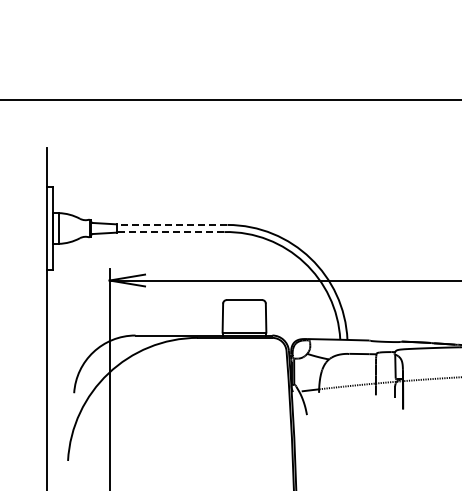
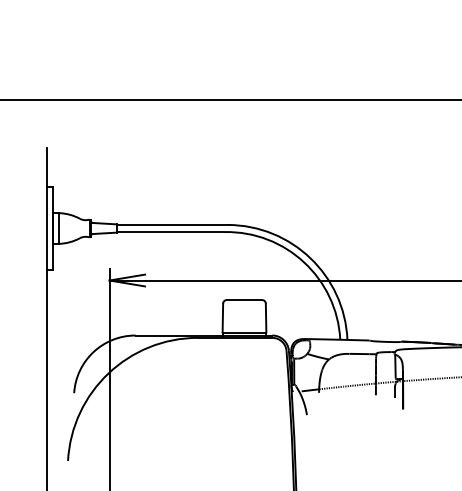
line: dashed -> solid (171, 224)
line: dashed -> solid (170, 232)
